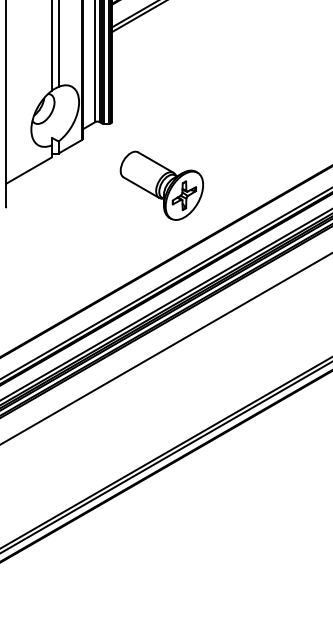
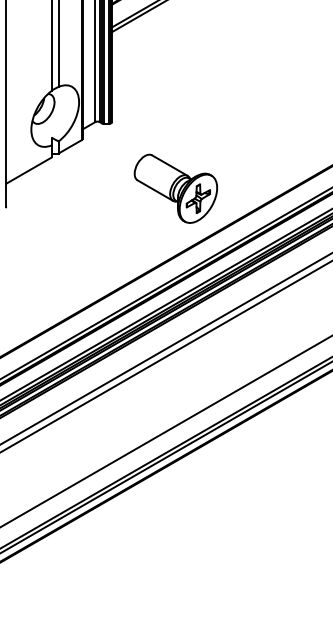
part position: (161, 185) -> (175, 188) (175, 188)
line: none -> present (165, 356)
line: none -> present (165, 431)
